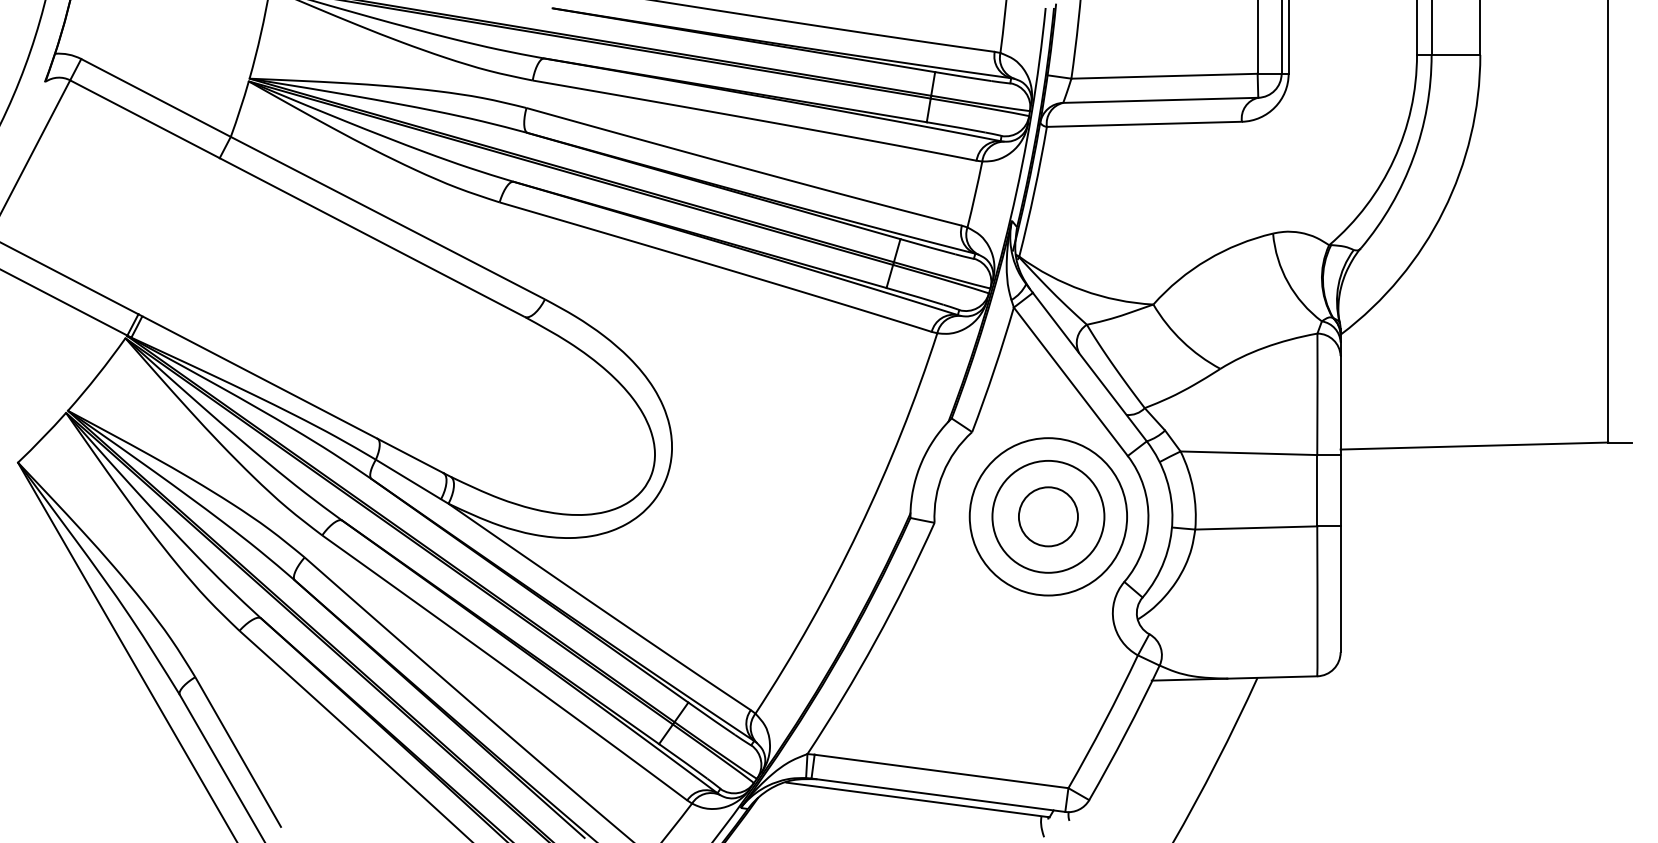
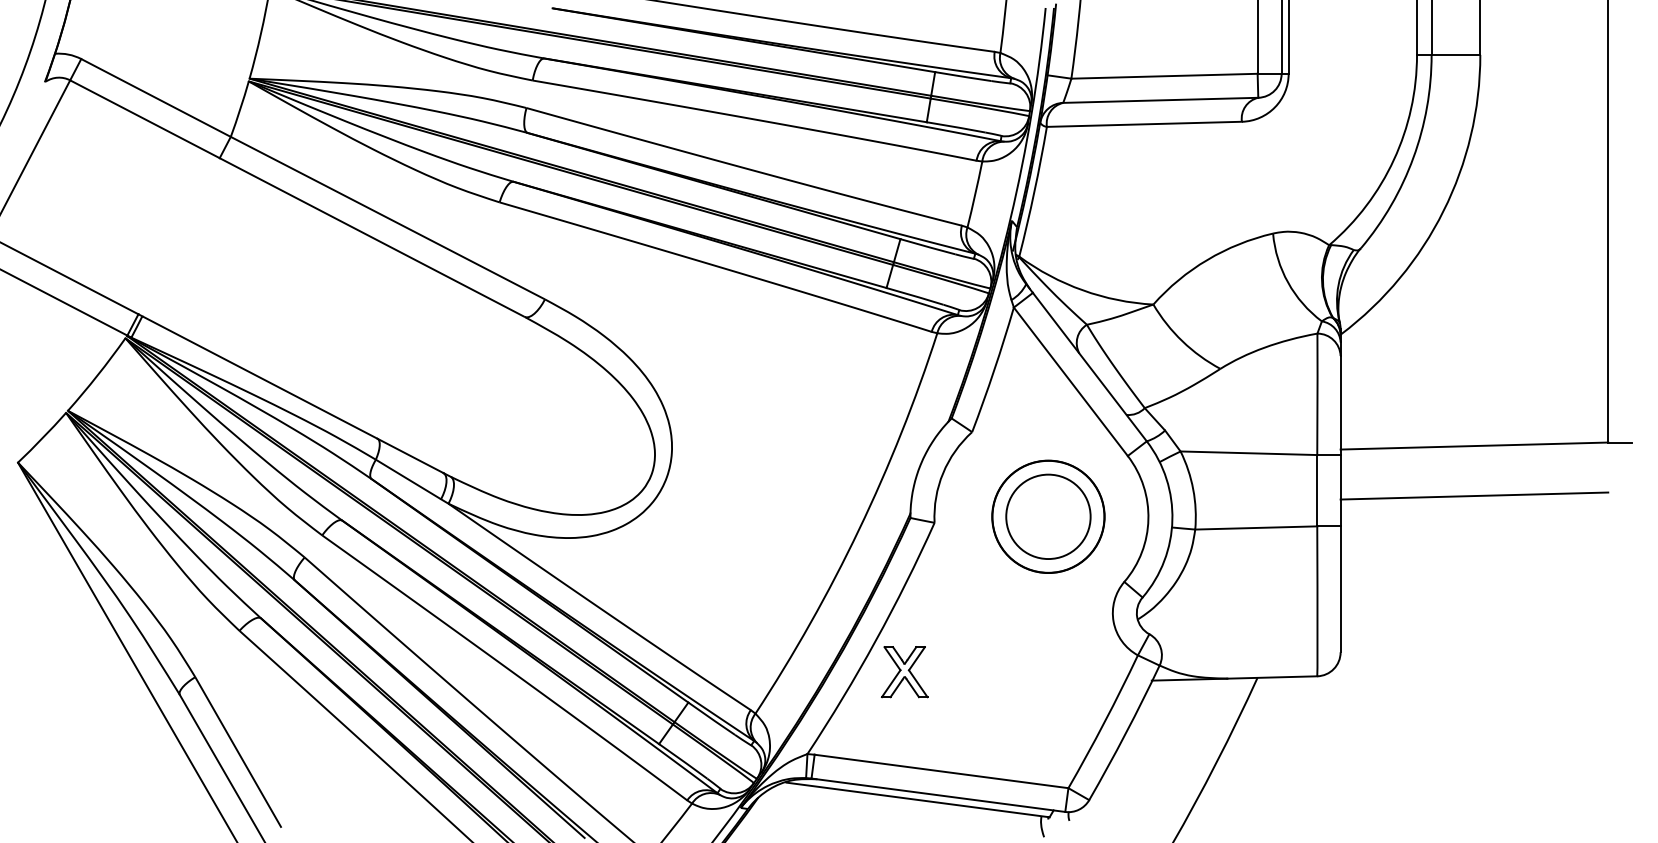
line: none -> present (1474, 495)
circle diameter: 59 px -> 84 px (1048, 516)
circle diameter: 157 px -> 112 px (1048, 516)
part: none -> present (904, 672)
